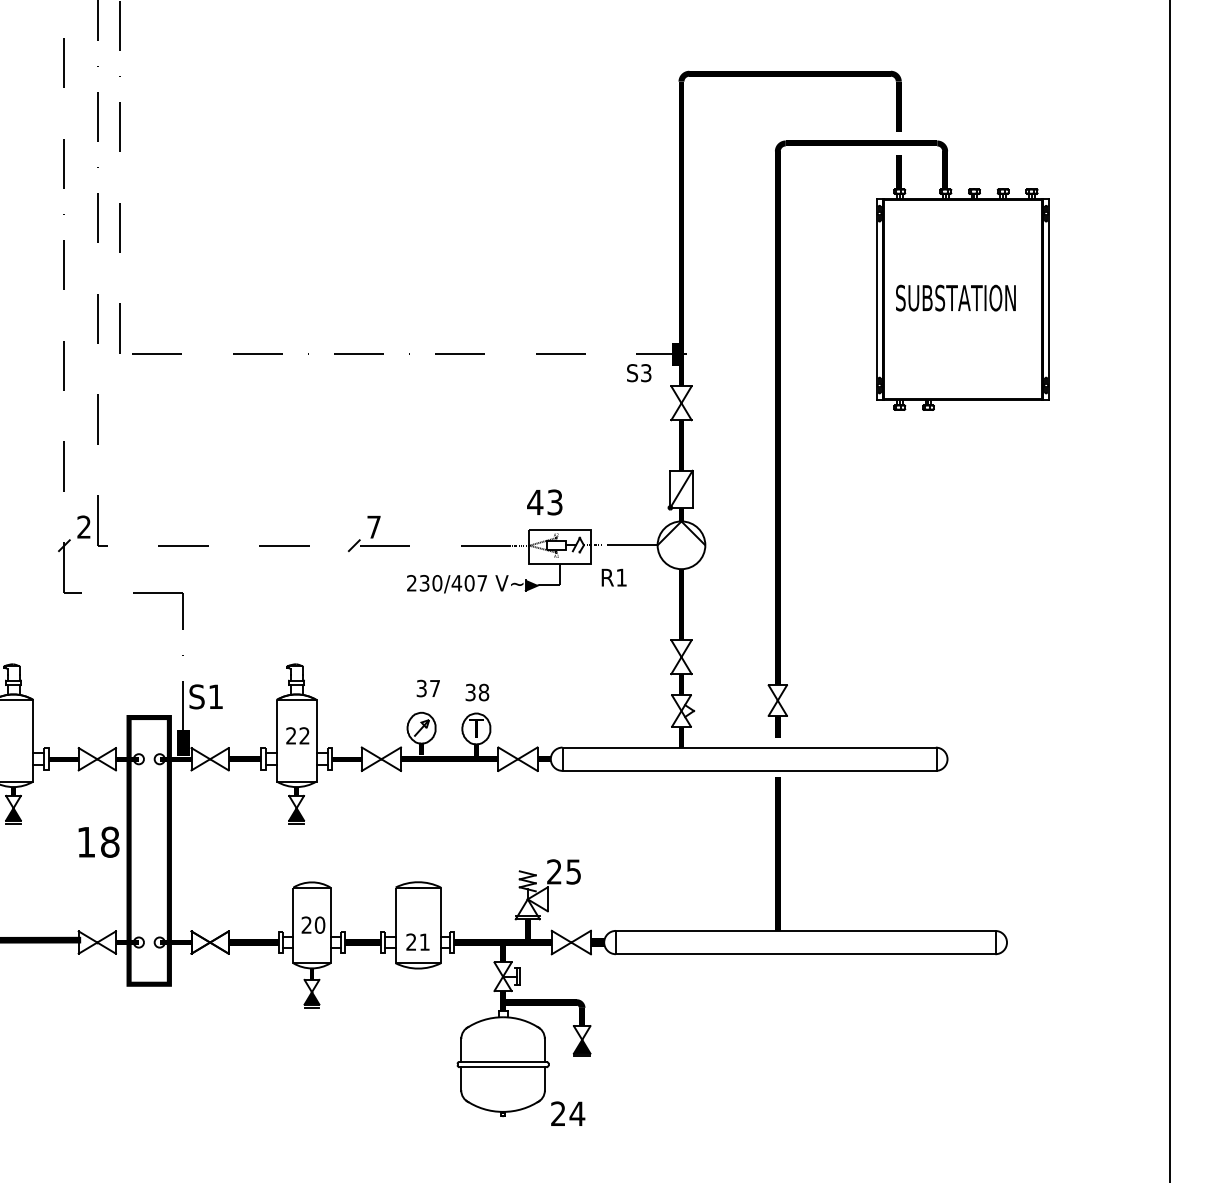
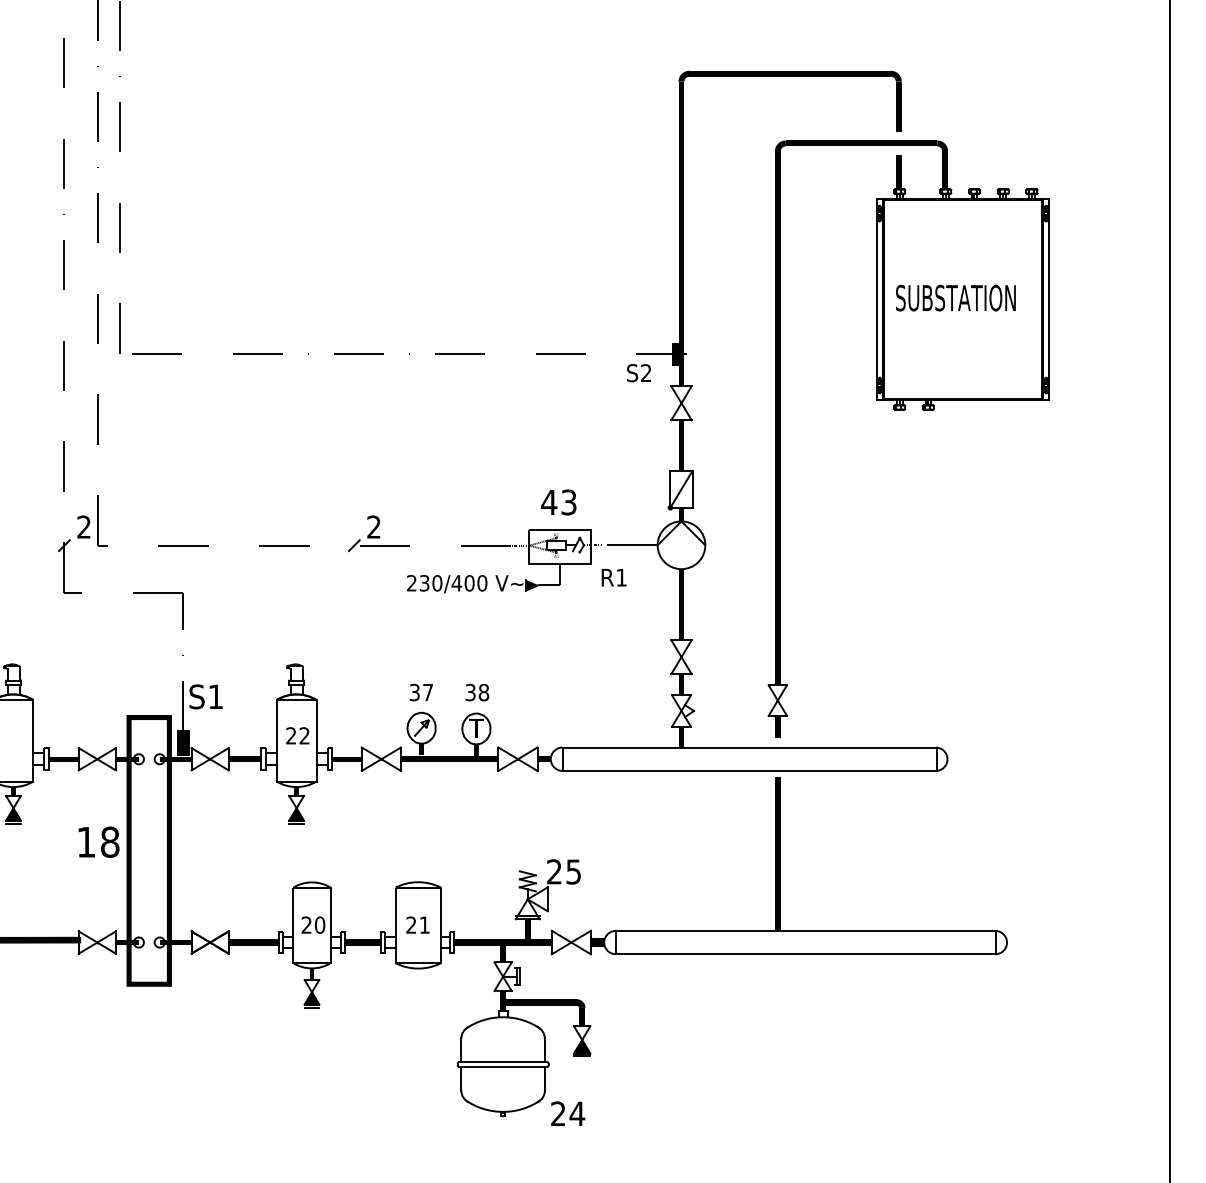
text: S3 -> S2 (646, 373)
text position: (544, 502) -> (558, 502) (558, 502)
text: 7 -> 2 (373, 526)
text: 230/407 -> 230/400 (482, 583)
text position: (427, 688) -> (420, 692) (420, 692)
text position: (417, 941) -> (417, 924) (417, 924)
